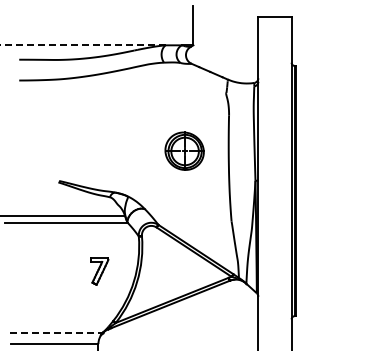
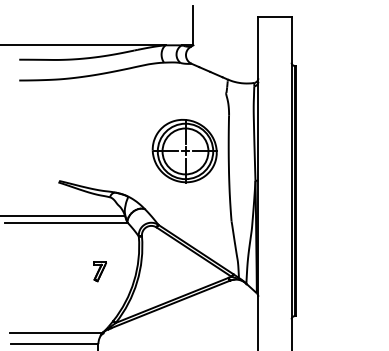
line: dashed -> solid (82, 45)
part size: 41x40 px -> 67x65 px (184, 151)
part size: 20x29 px -> 14x22 px (99, 271)
line: dashed -> solid (57, 332)
